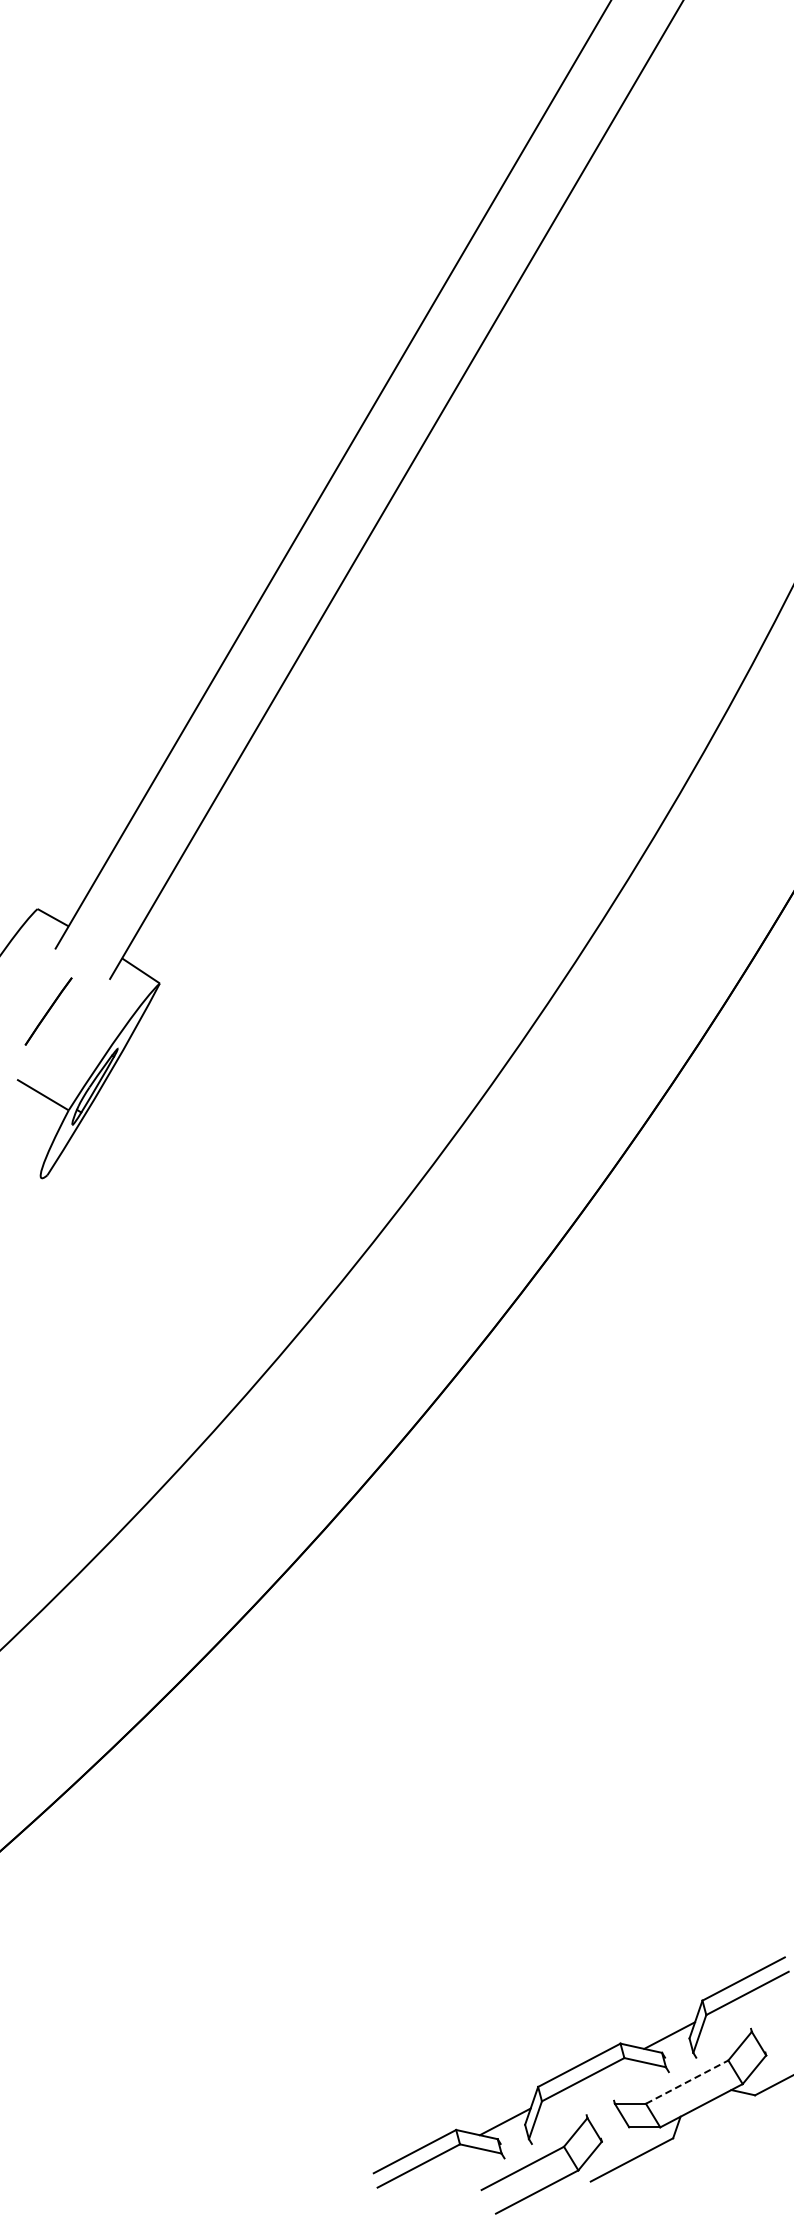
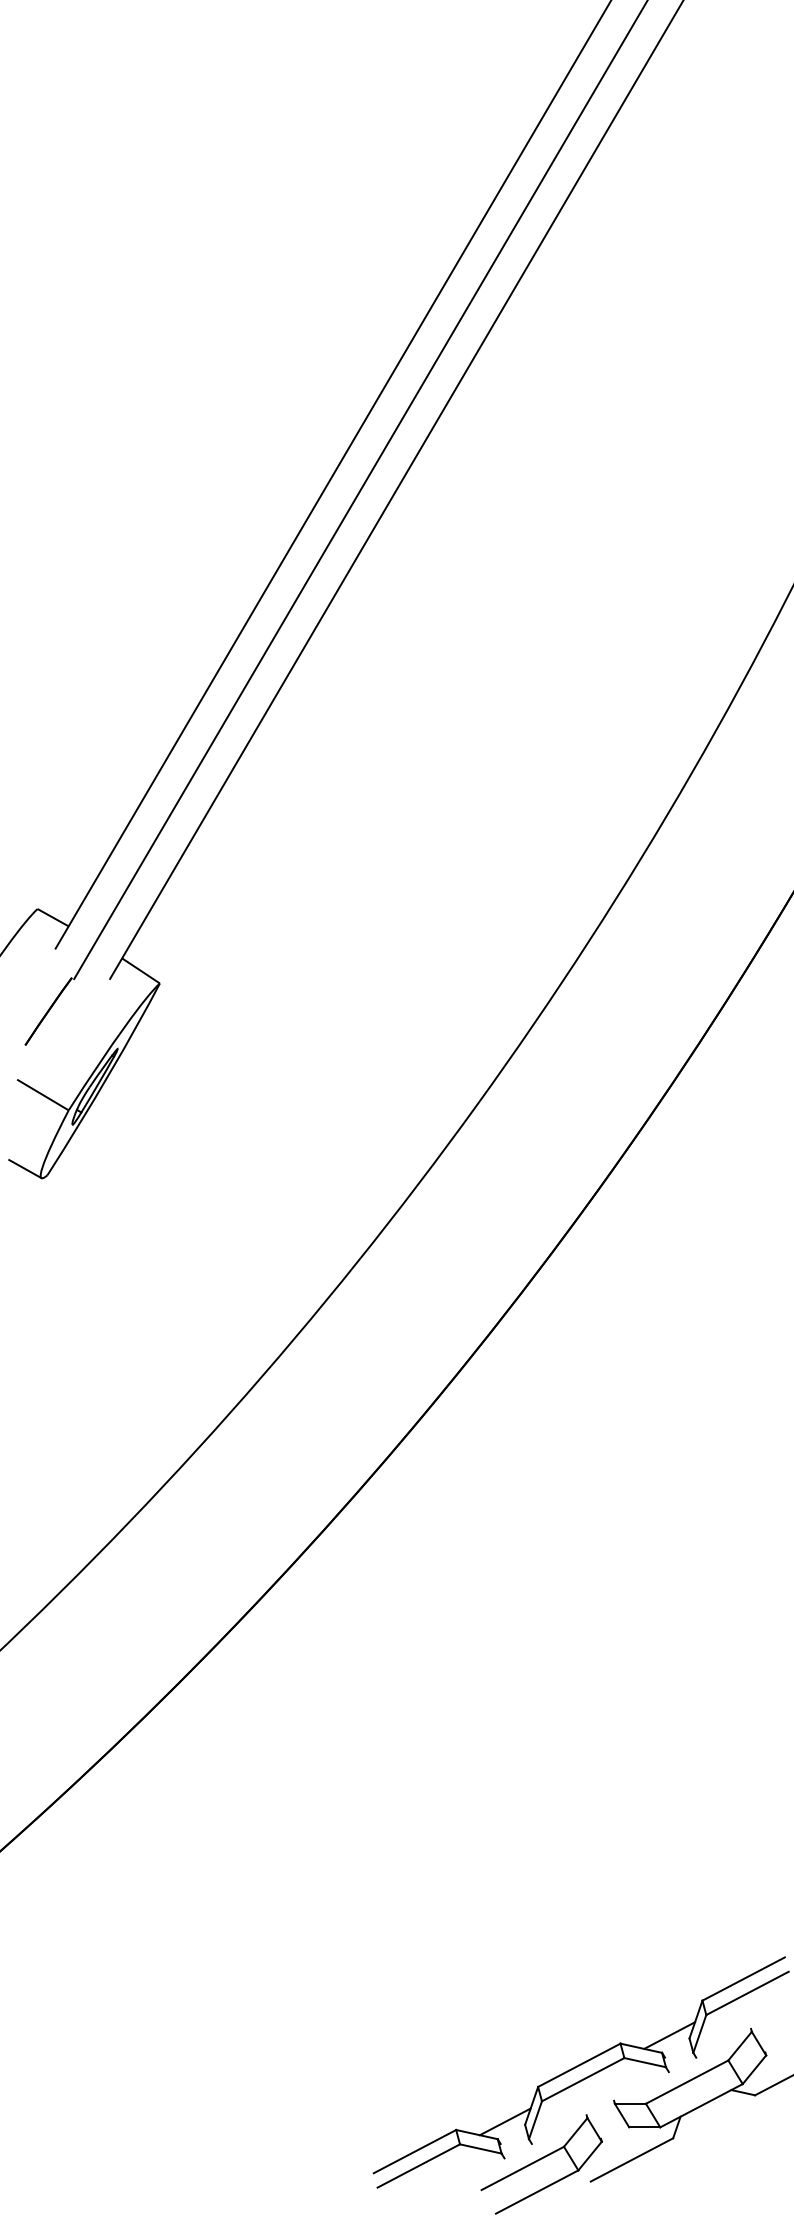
line: none -> present (360, 490)
line: none -> present (25, 1169)
line: dashed -> solid (687, 2082)
